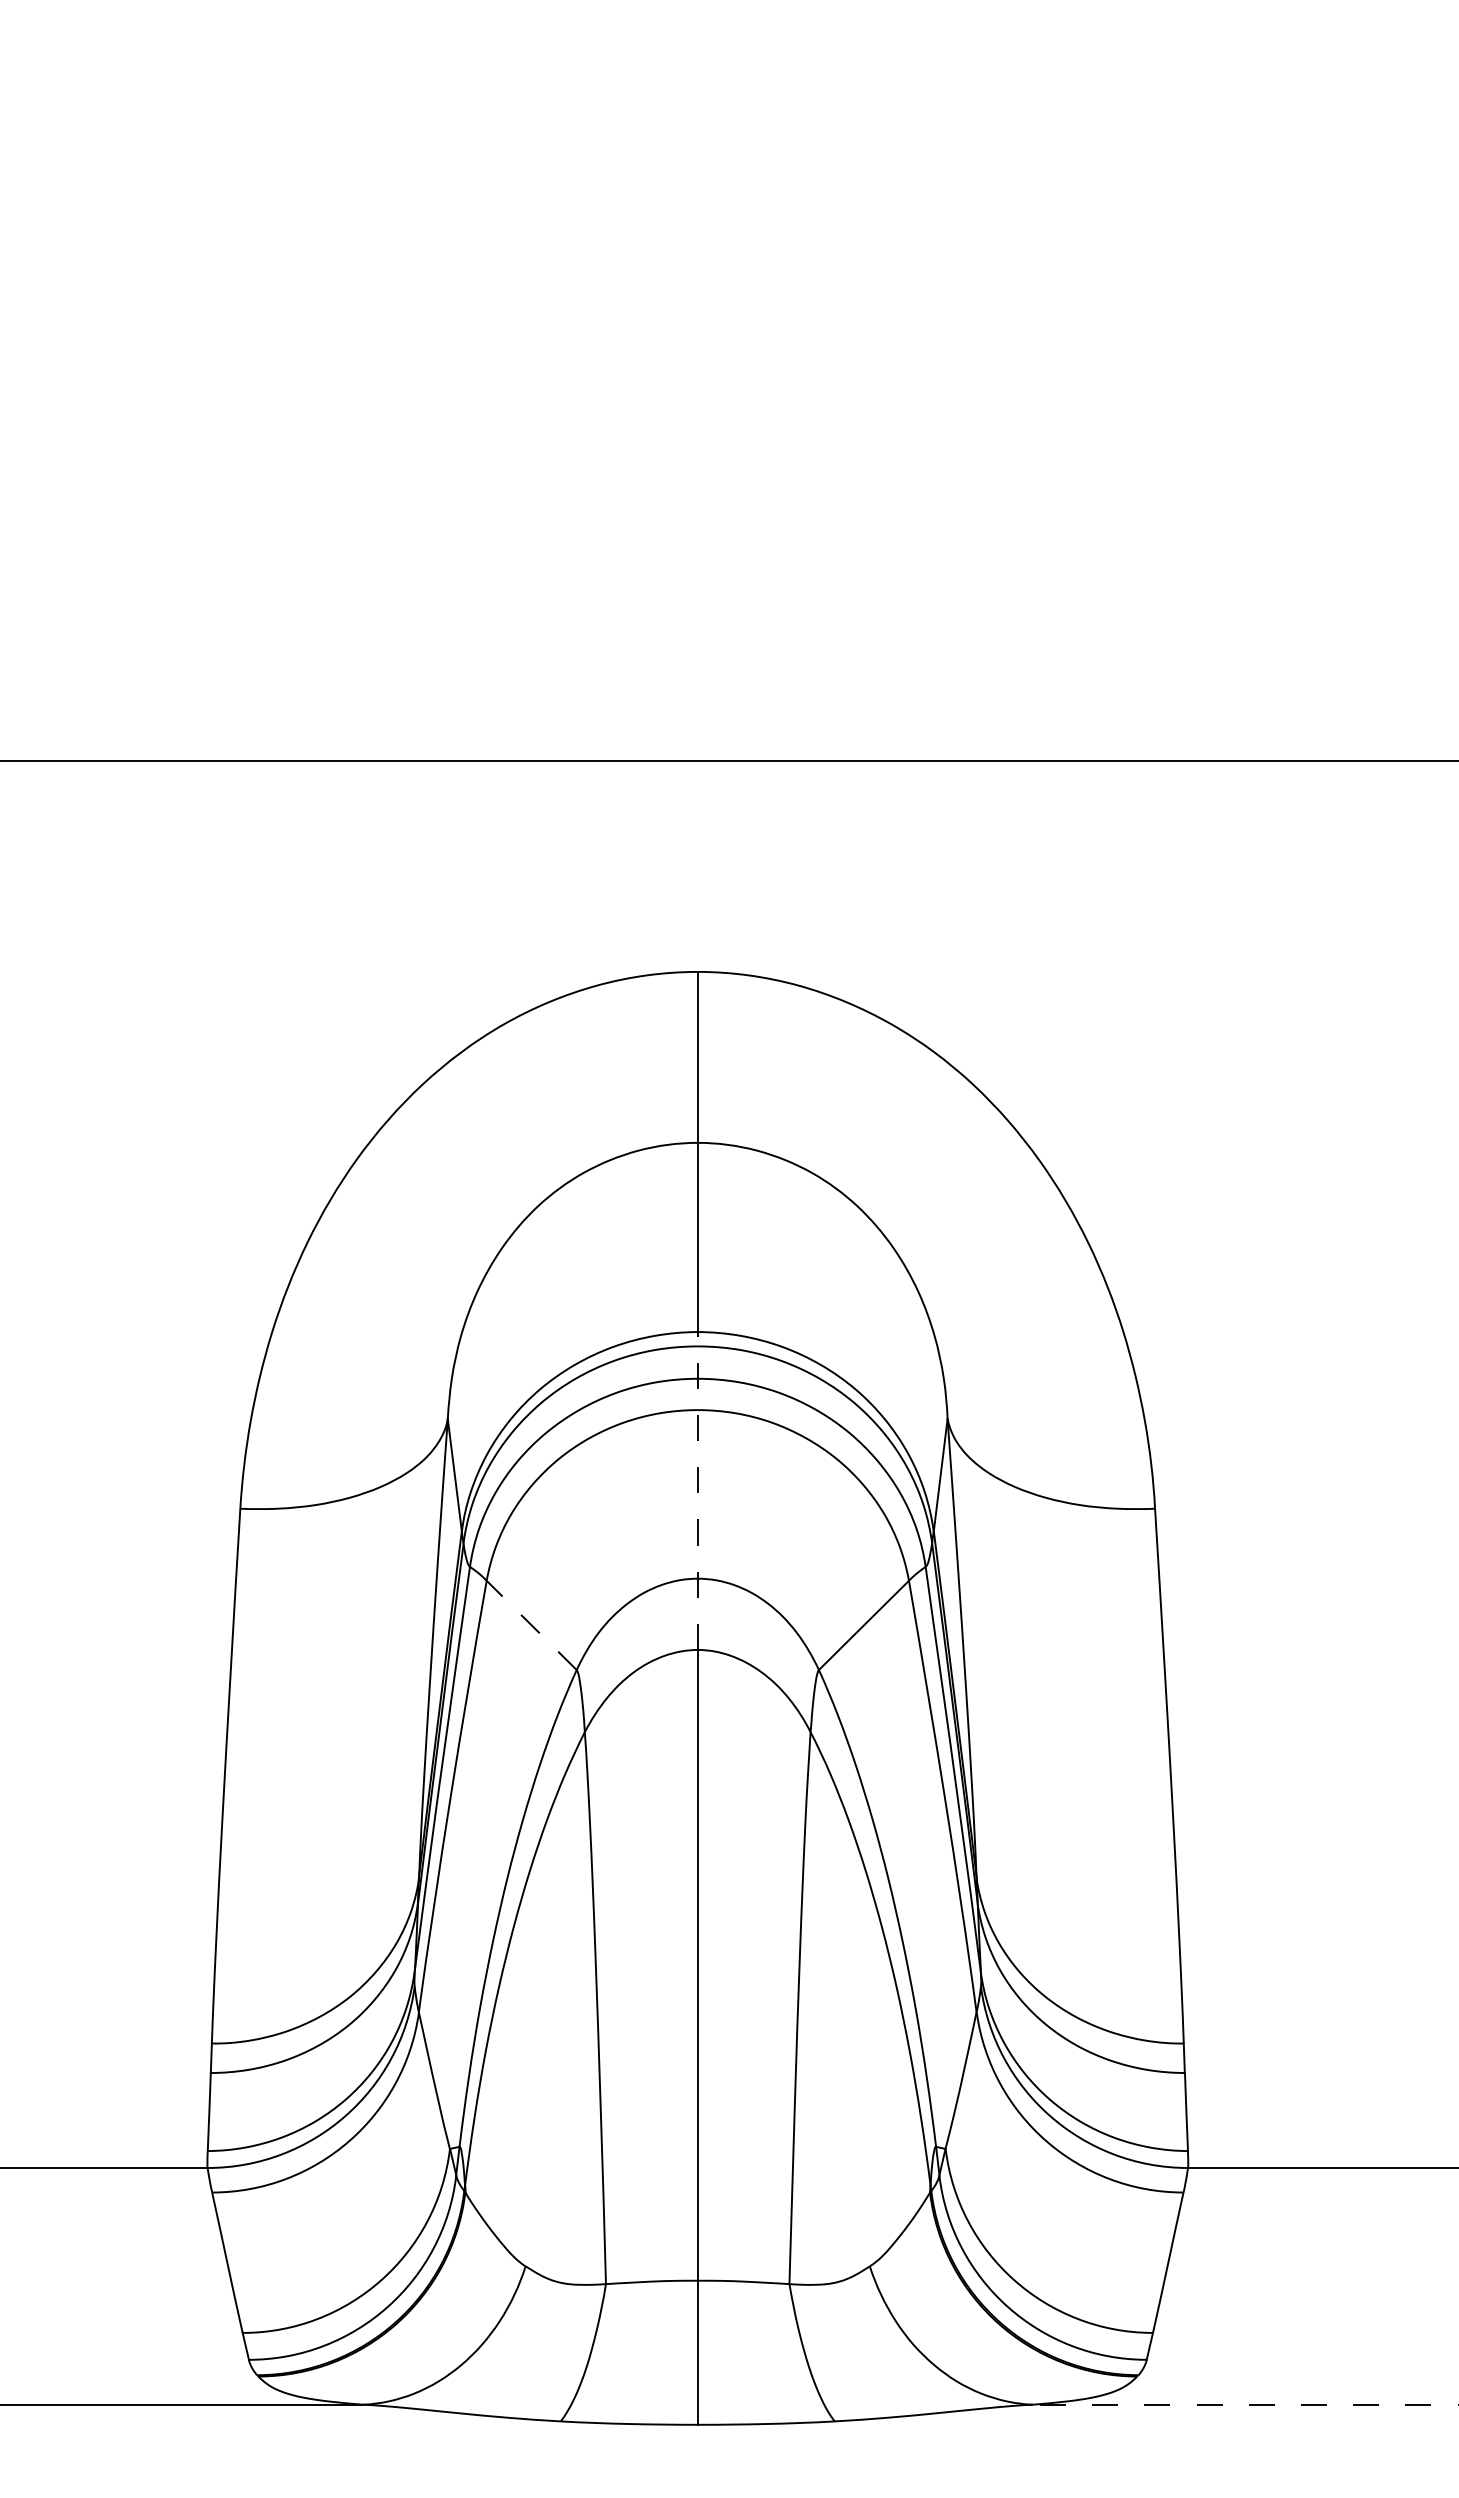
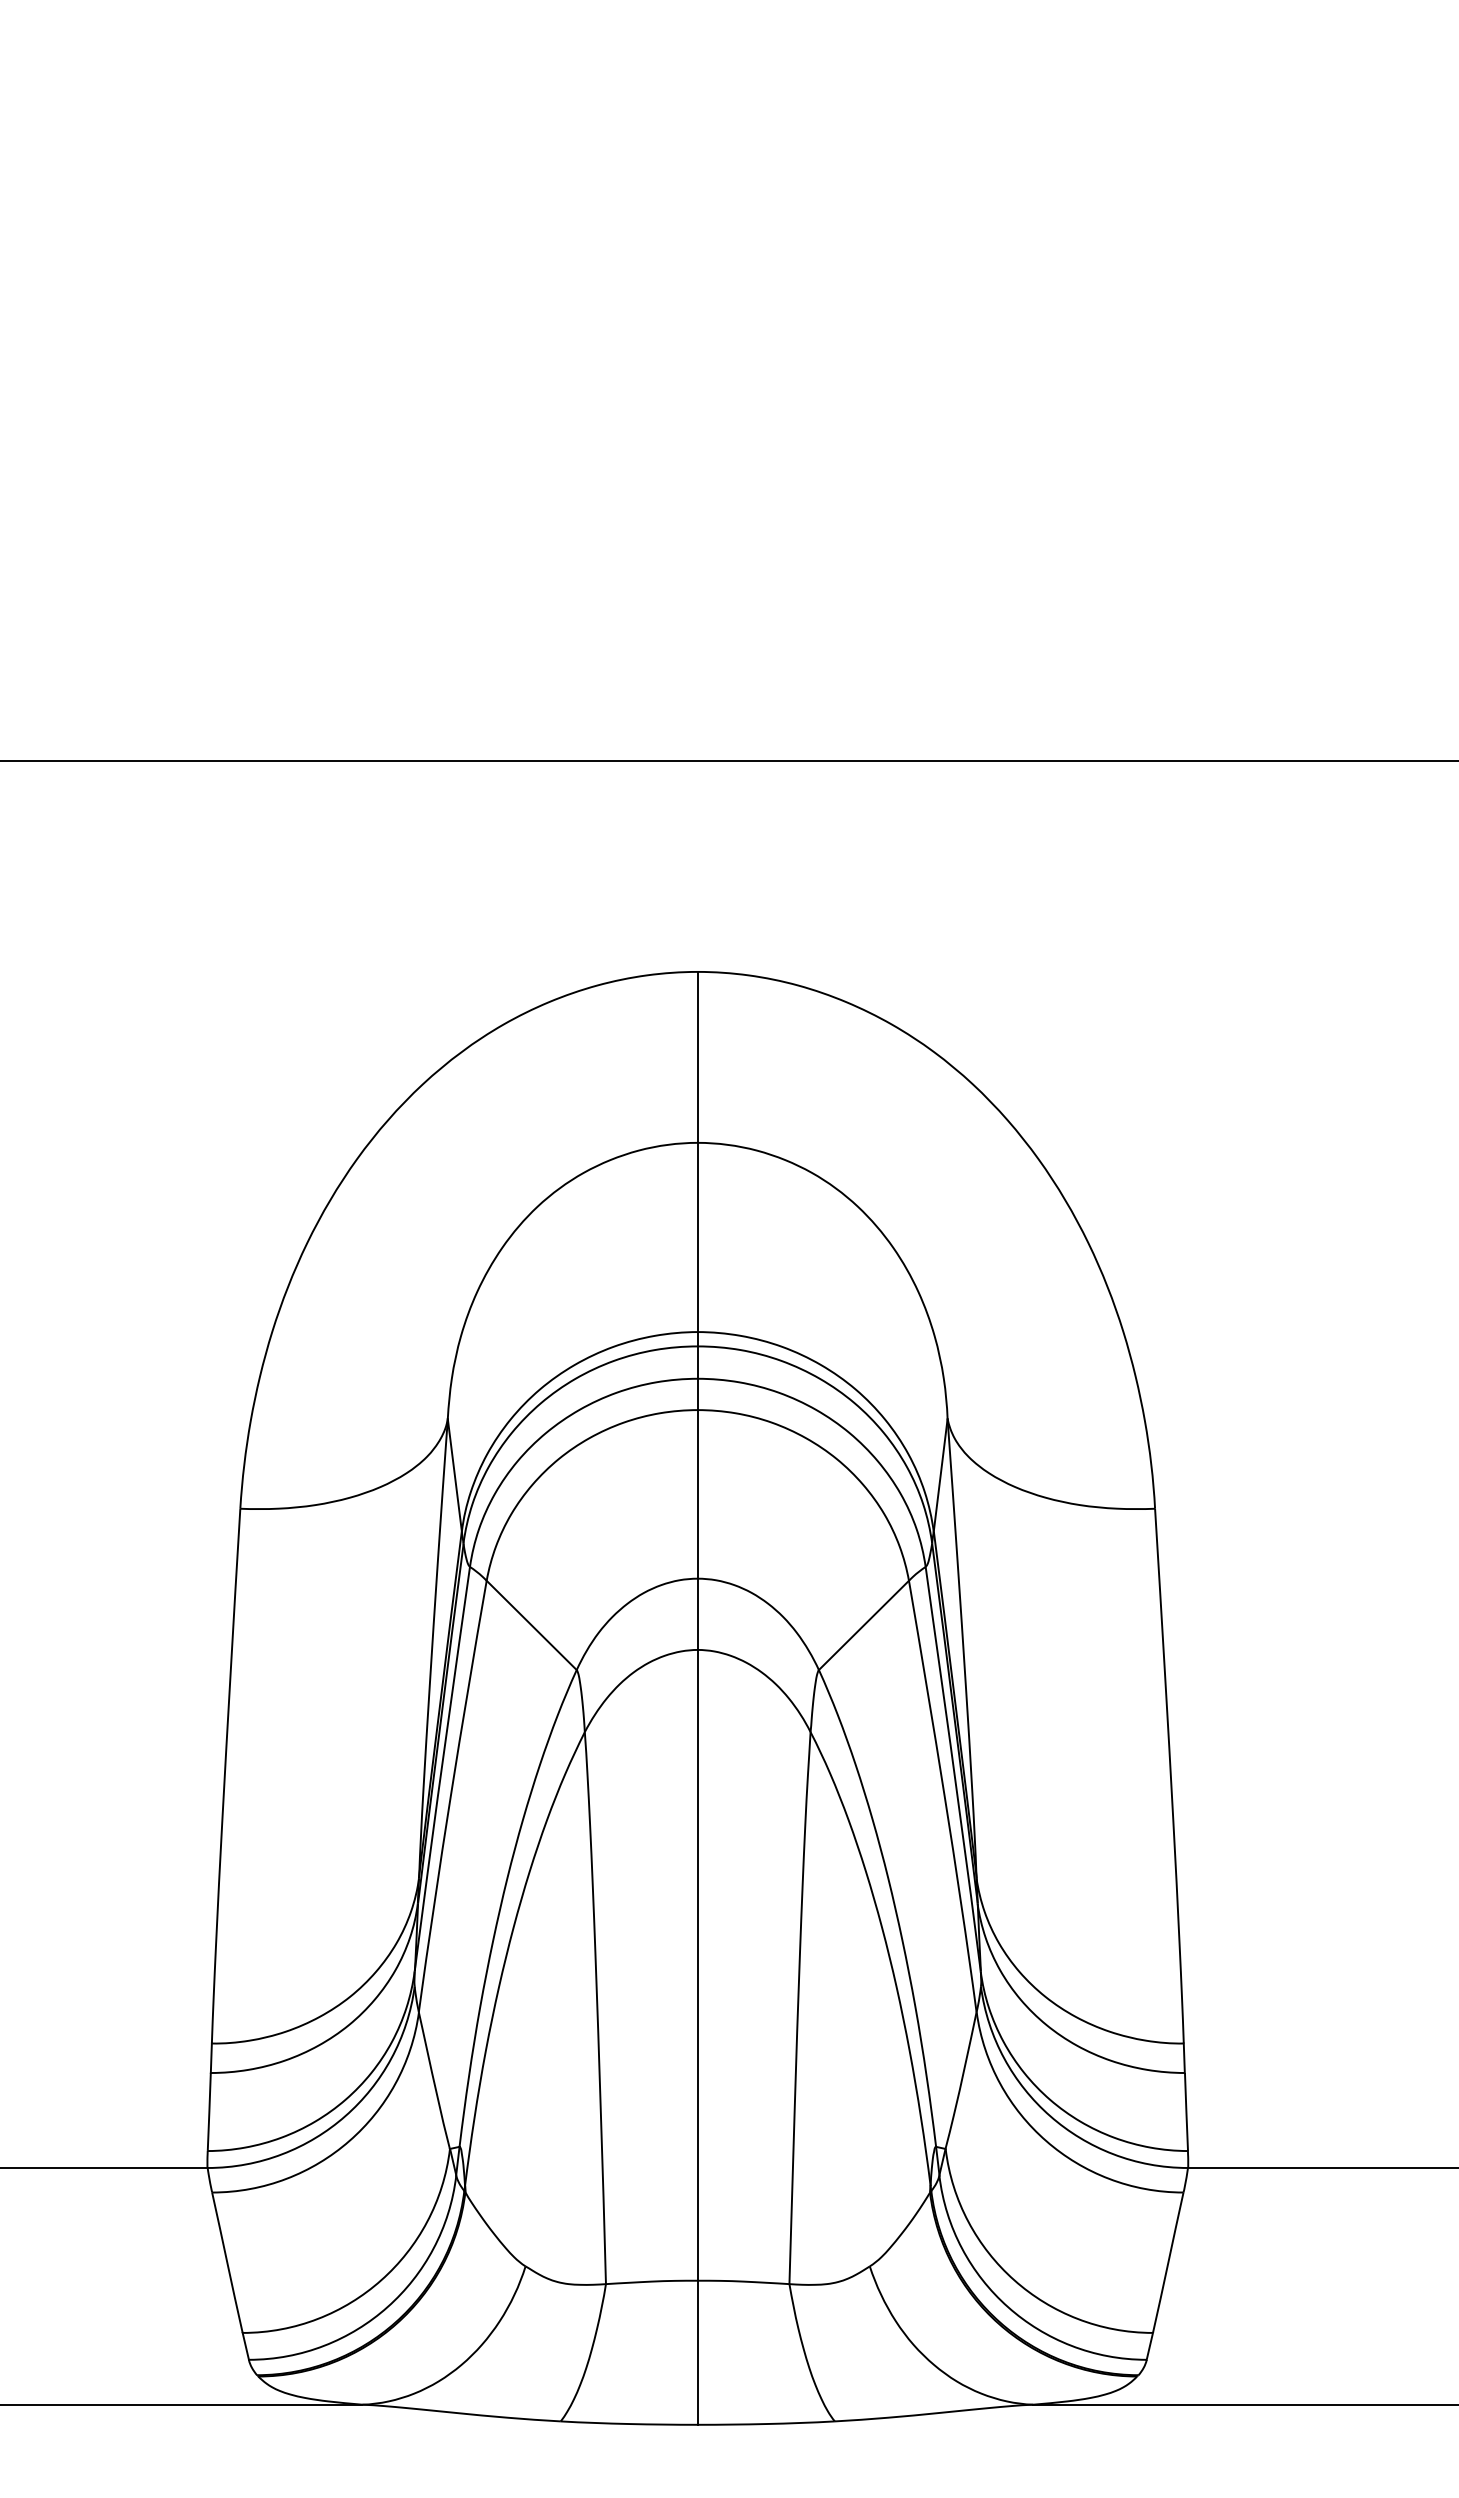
line: dashed -> solid (697, 1491)
line: dashed -> solid (531, 1625)
line: dashed -> solid (1245, 2404)
